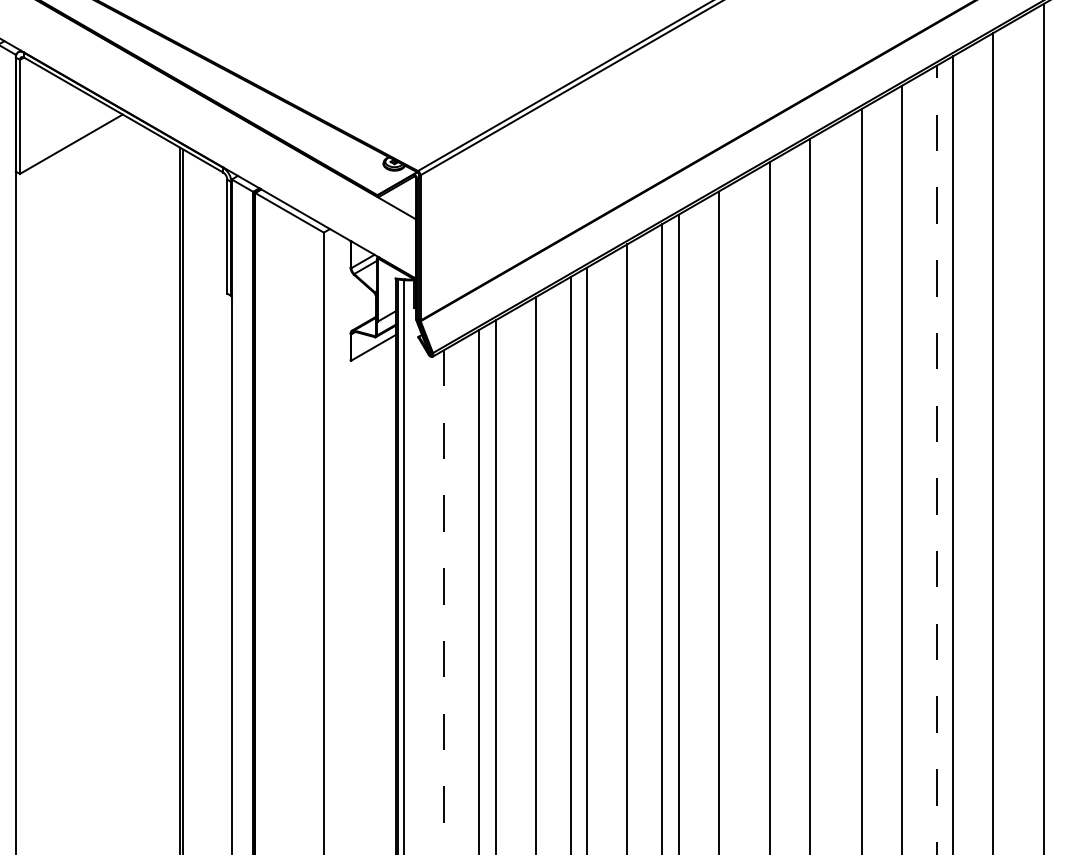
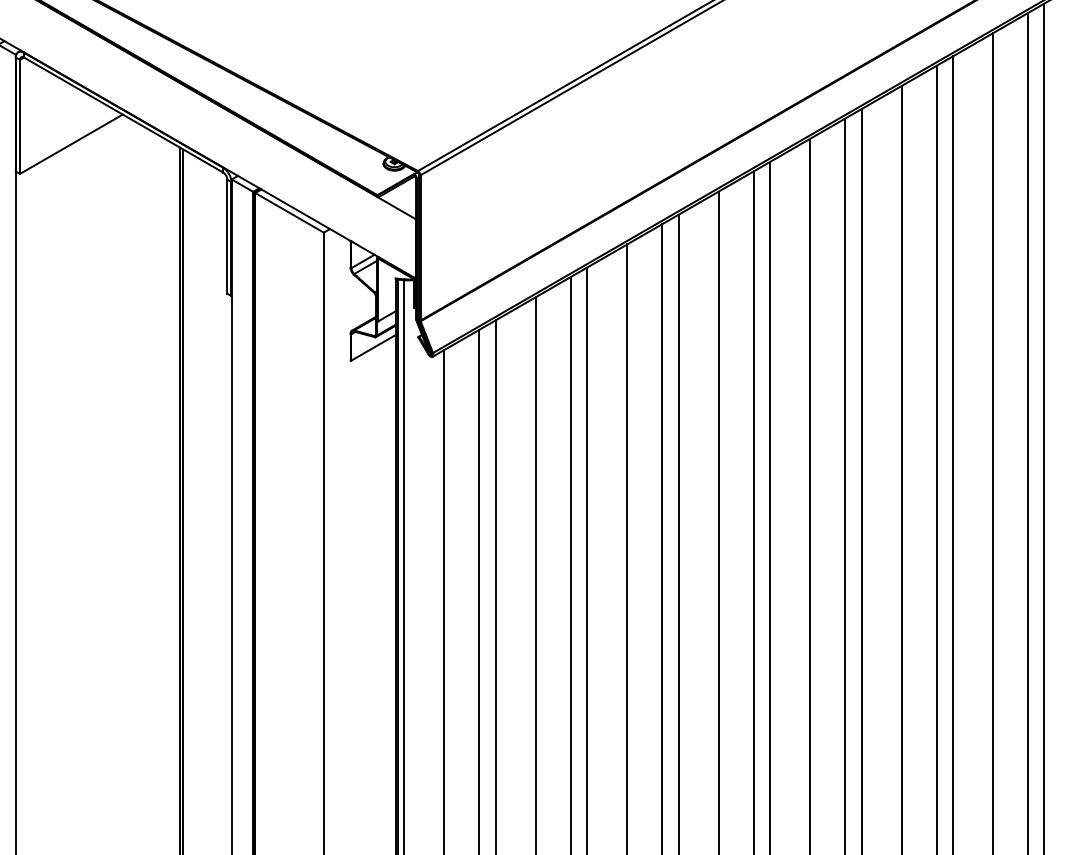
line: none -> present (1027, 432)
line: dashed -> solid (936, 459)
line: none -> present (845, 484)
line: none -> present (753, 511)
line: dashed -> solid (444, 603)
